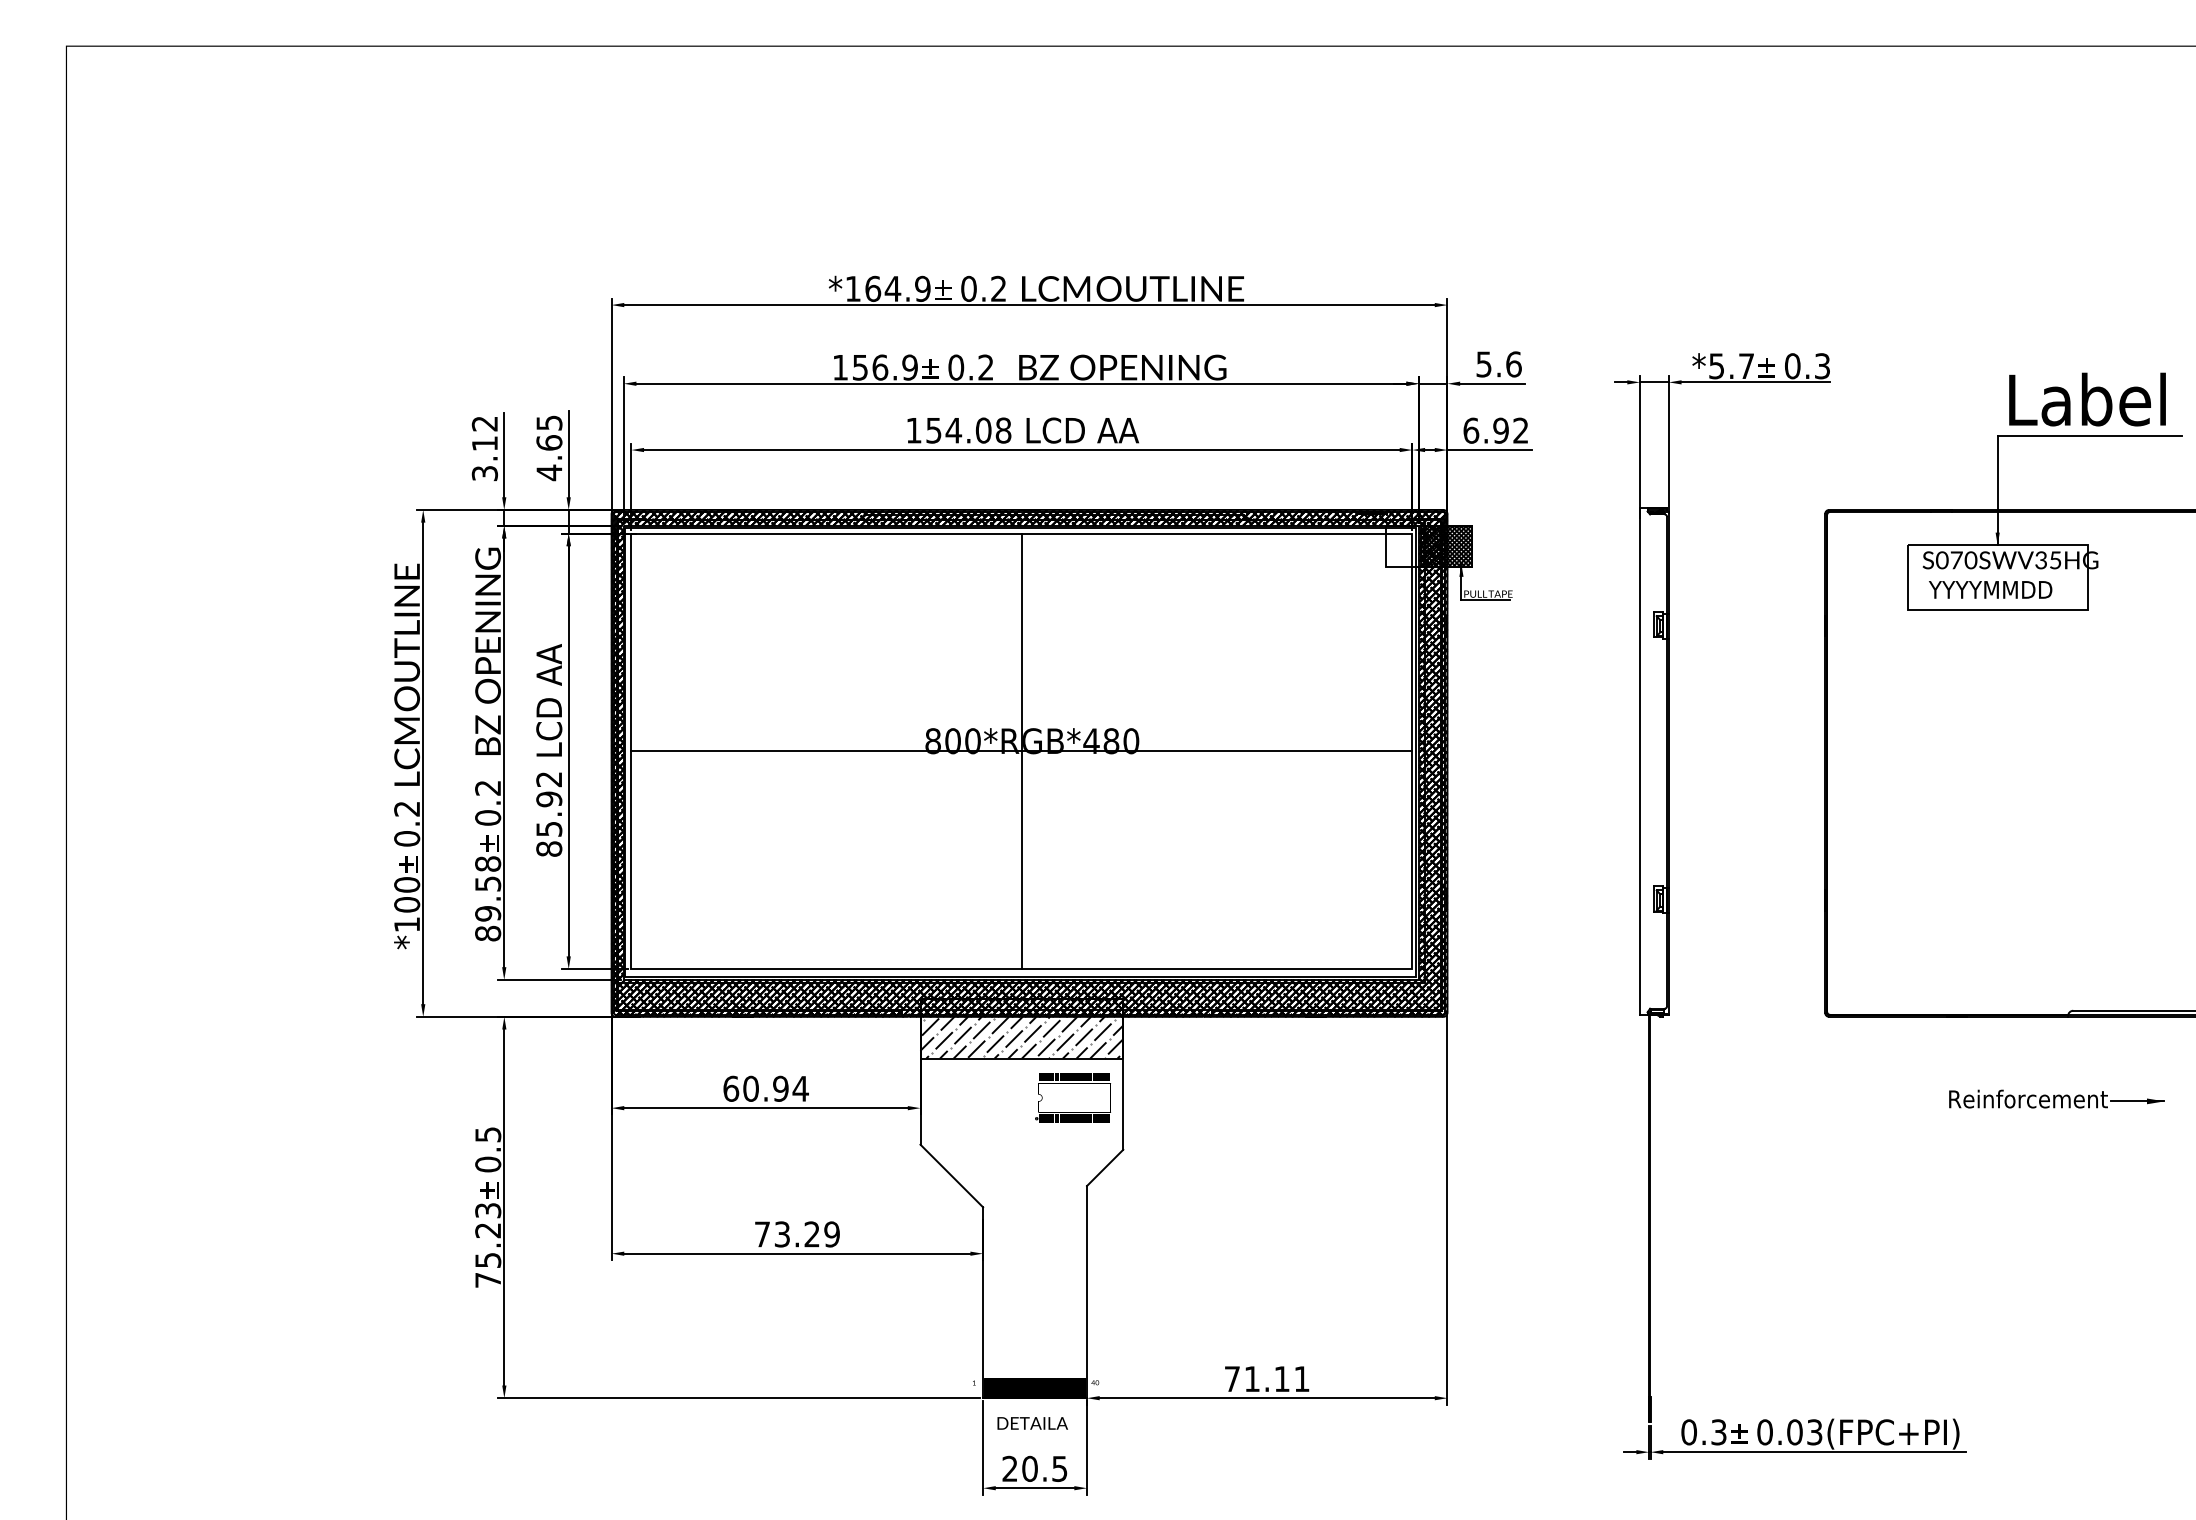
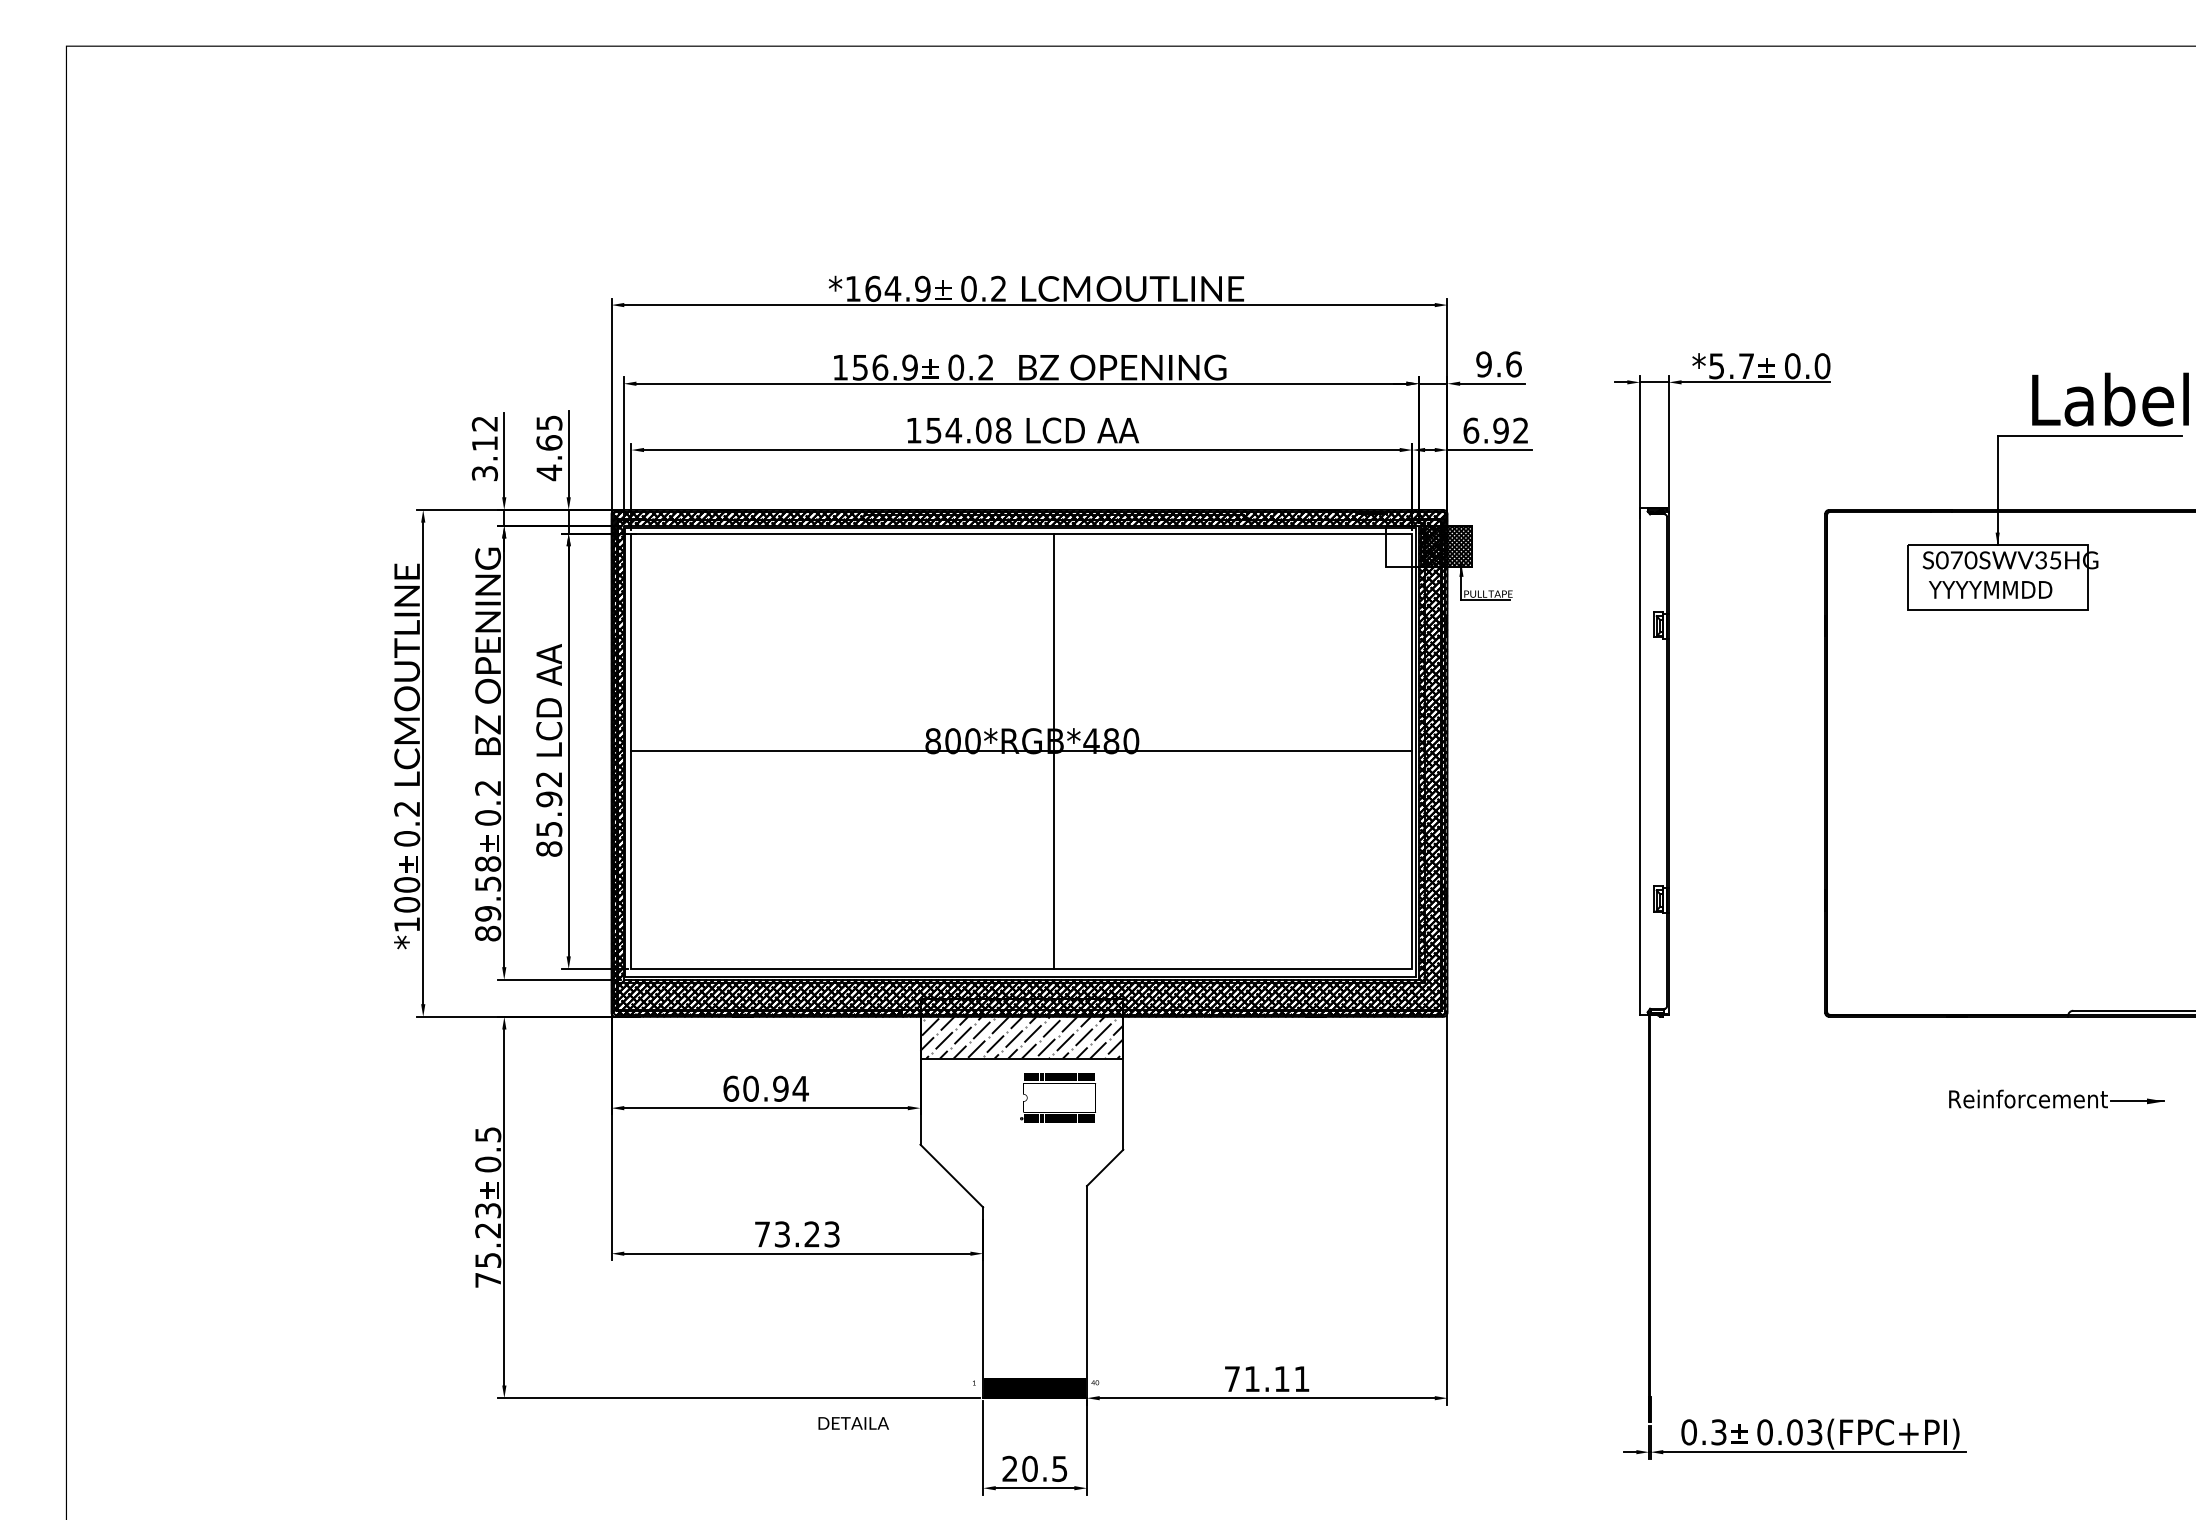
text: 5.6 -> 9.6 (1483, 364)
text: 0.3 -> 0.0 (1822, 366)
text position: (2087, 399) -> (2110, 399) (2110, 399)
line position: (1021, 751) -> (1053, 751) (1053, 751)
part position: (1072, 1097) -> (1057, 1097) (1057, 1097)
text: 73.29 -> 73.23 (831, 1234)
text position: (1032, 1423) -> (853, 1423) (853, 1423)
